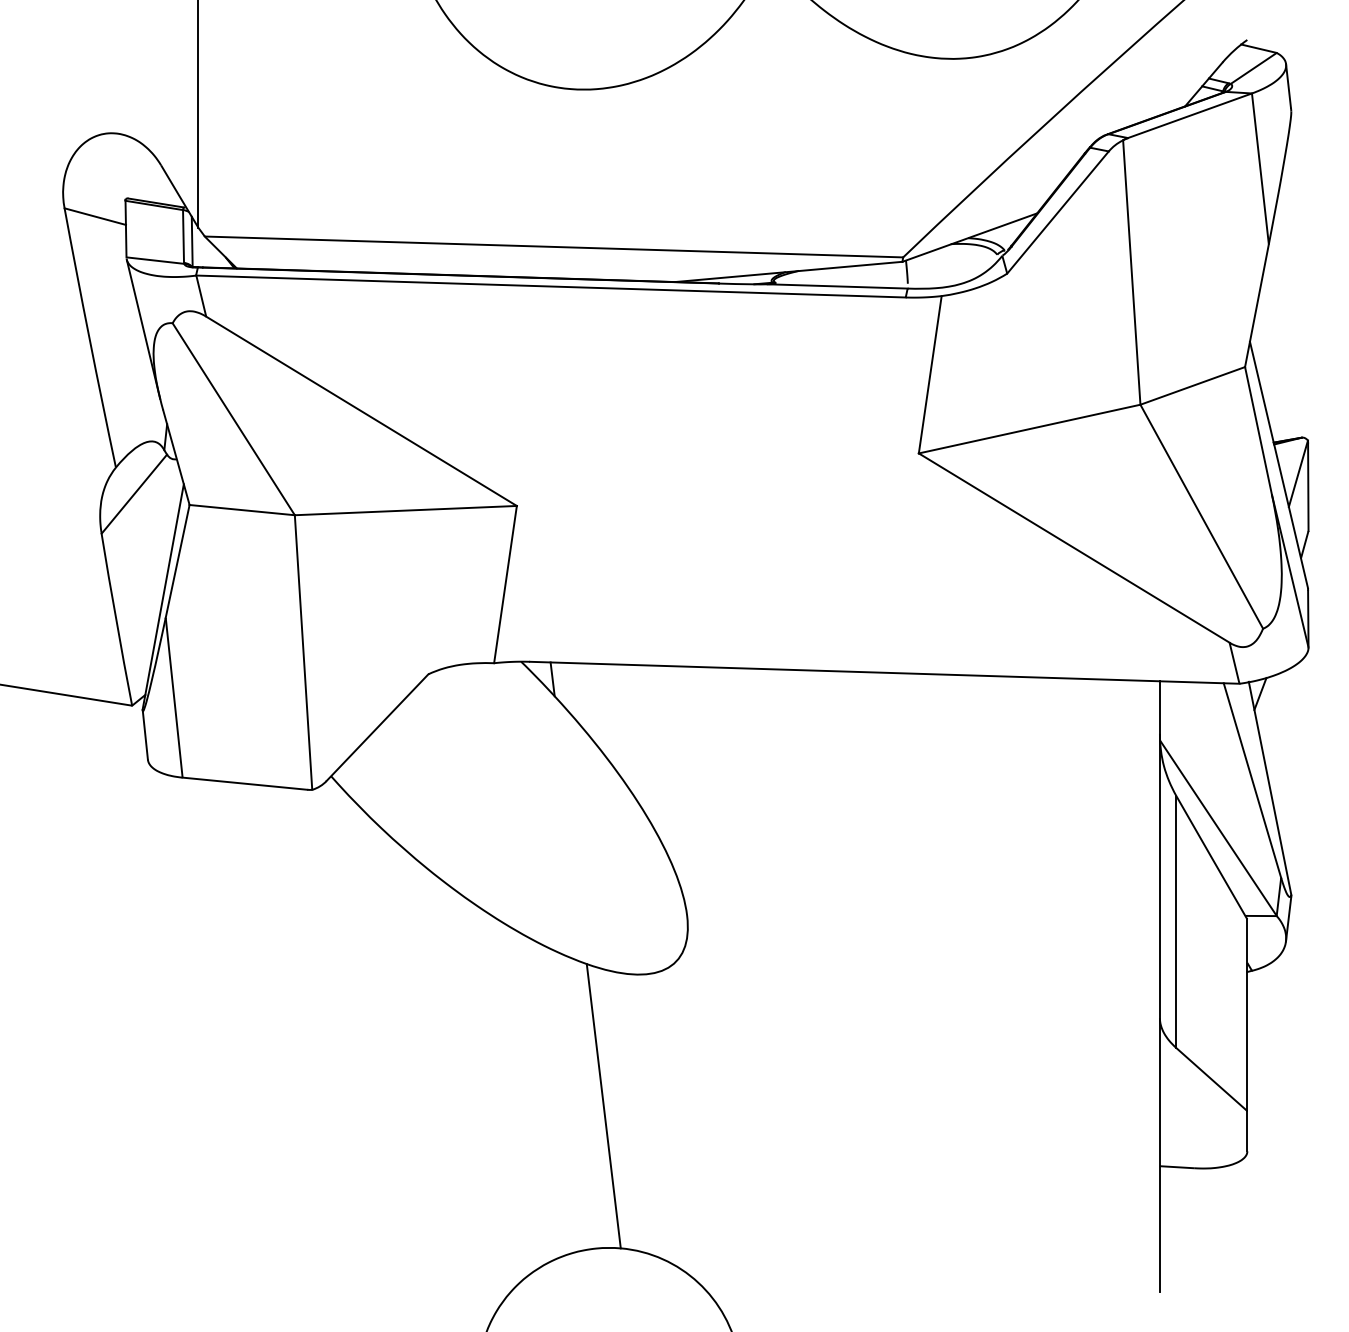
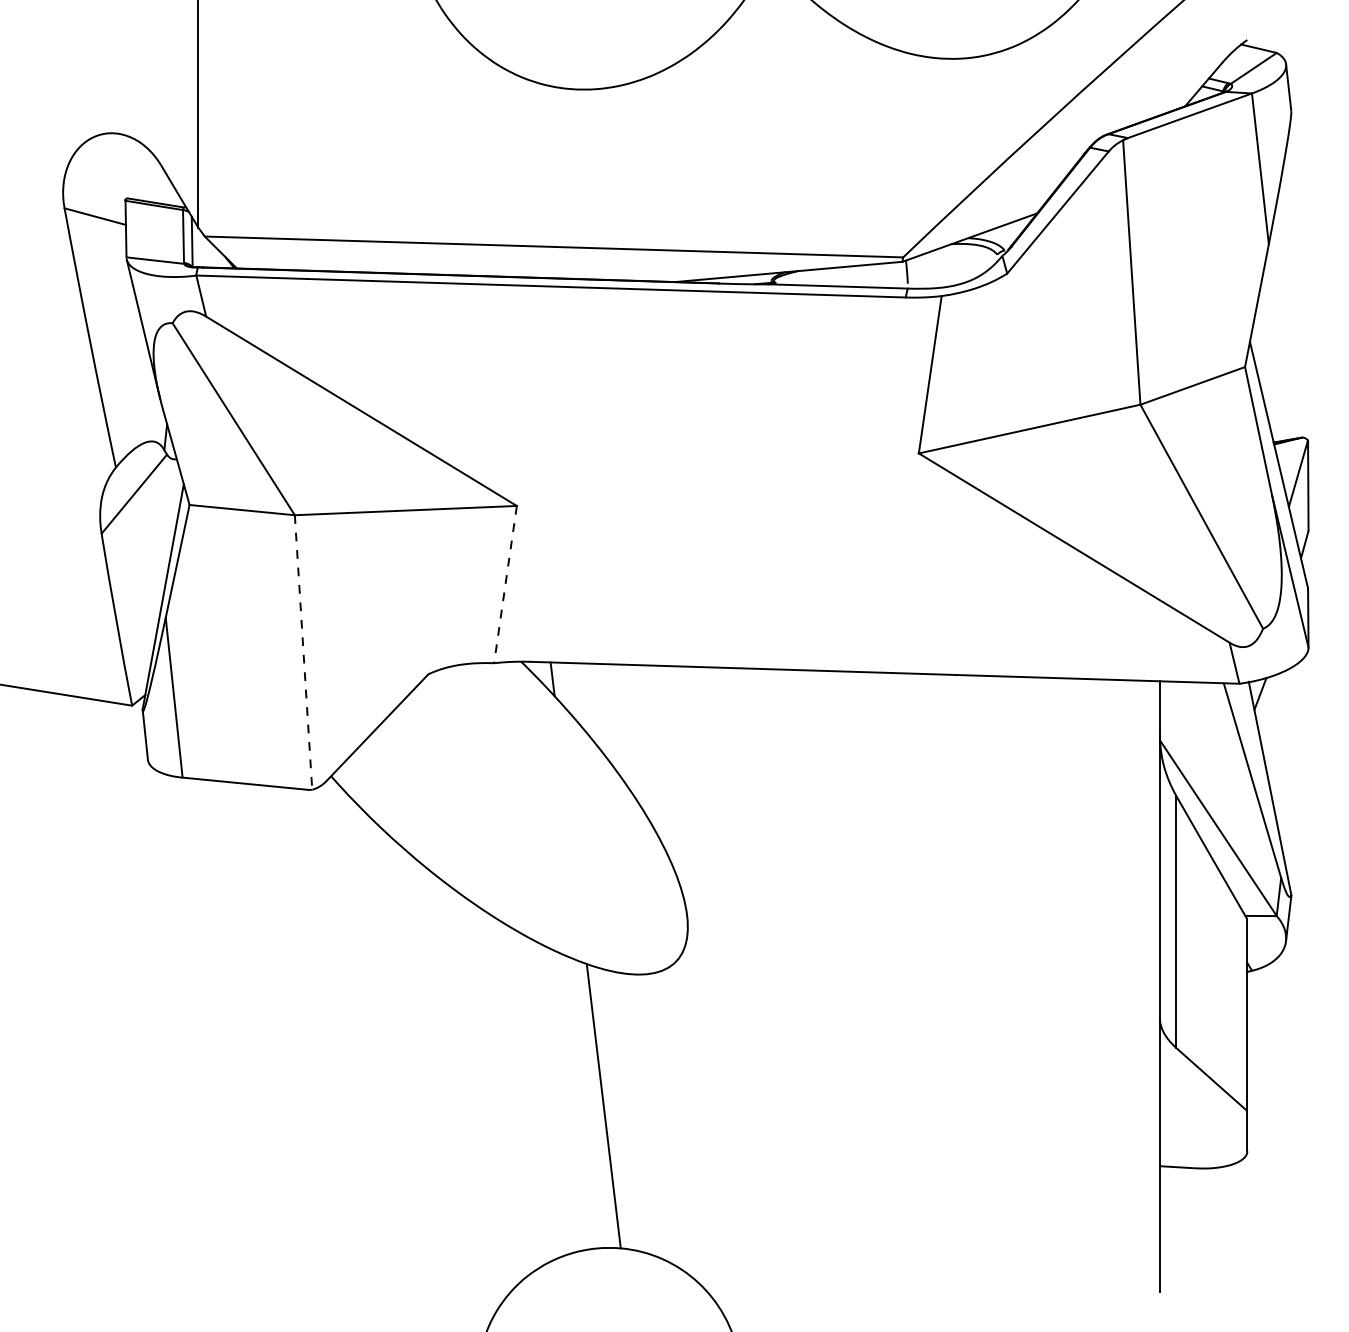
line: solid -> dashed (505, 585)
line: solid -> dashed (303, 652)
